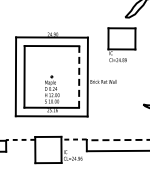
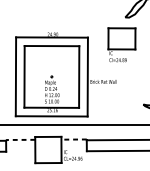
line: dashed -> solid (79, 77)
line: none -> present (74, 124)
line: dashed -> solid (117, 140)
